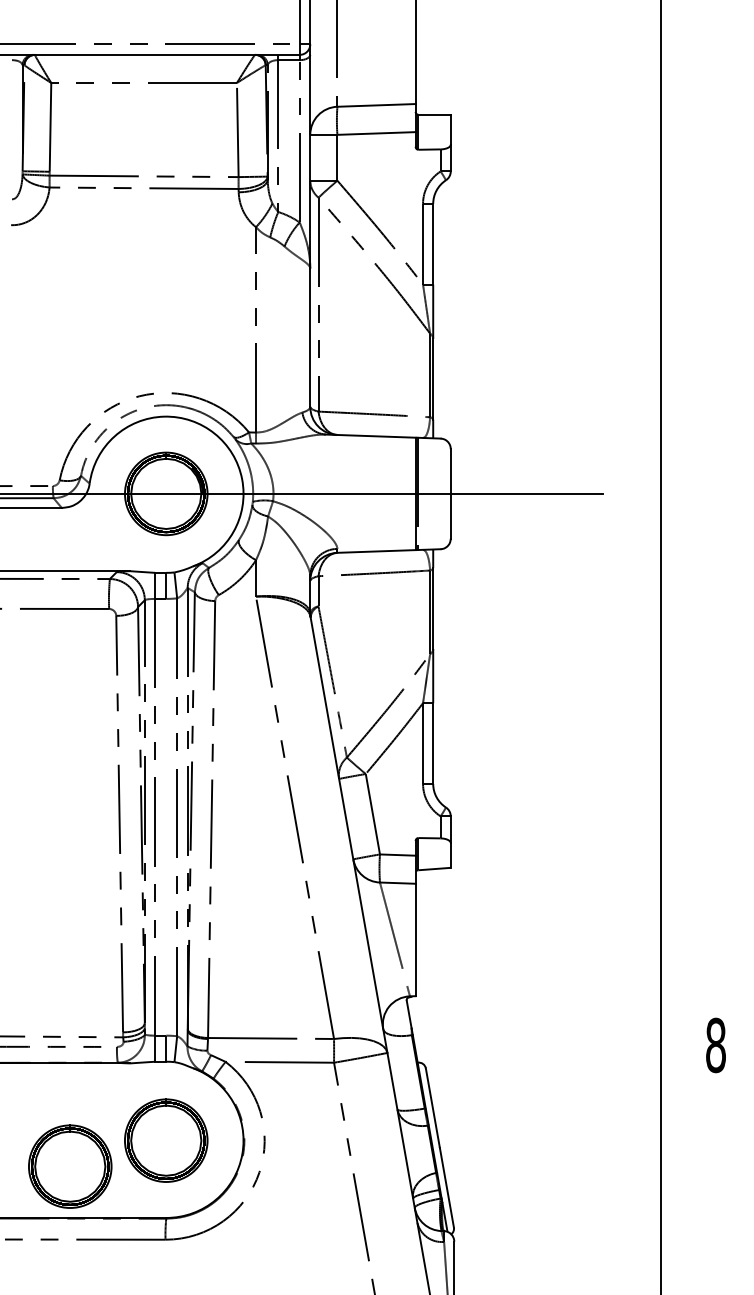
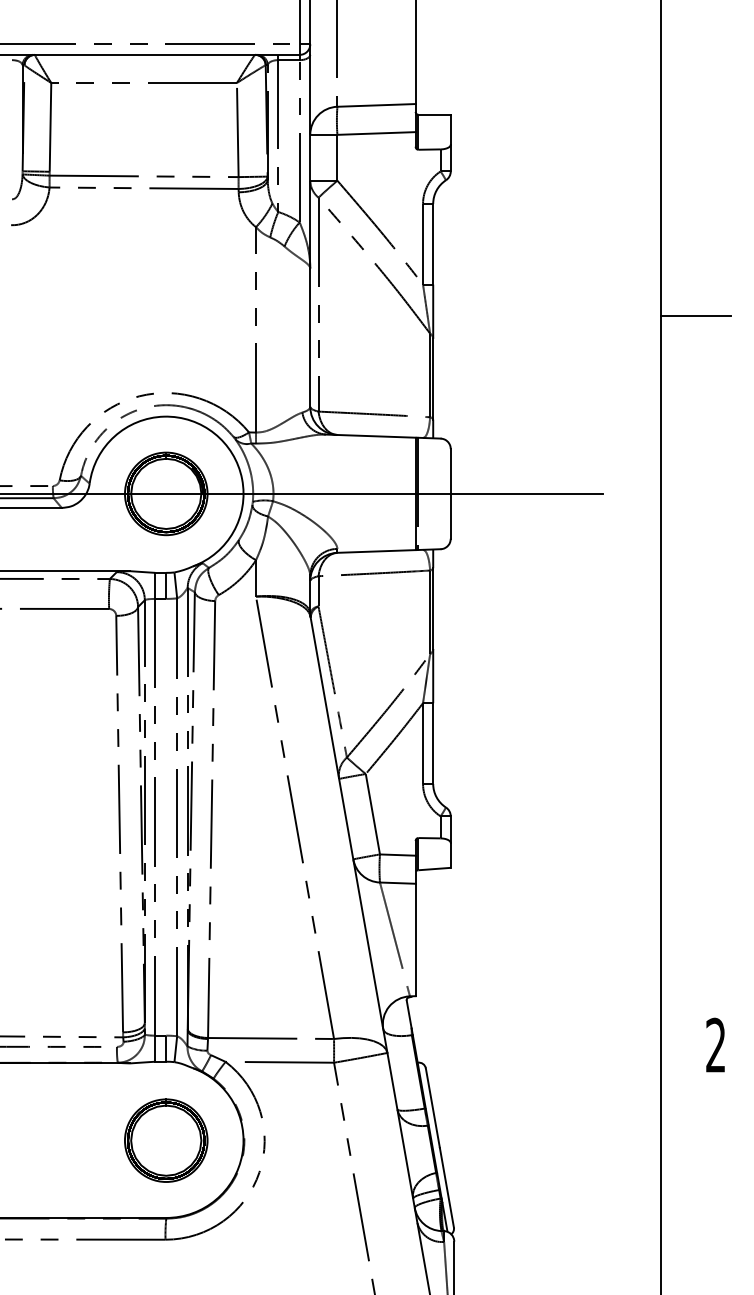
line: none -> present (696, 316)
text: 8 -> 2 (715, 1045)
part: present -> none (70, 1166)
